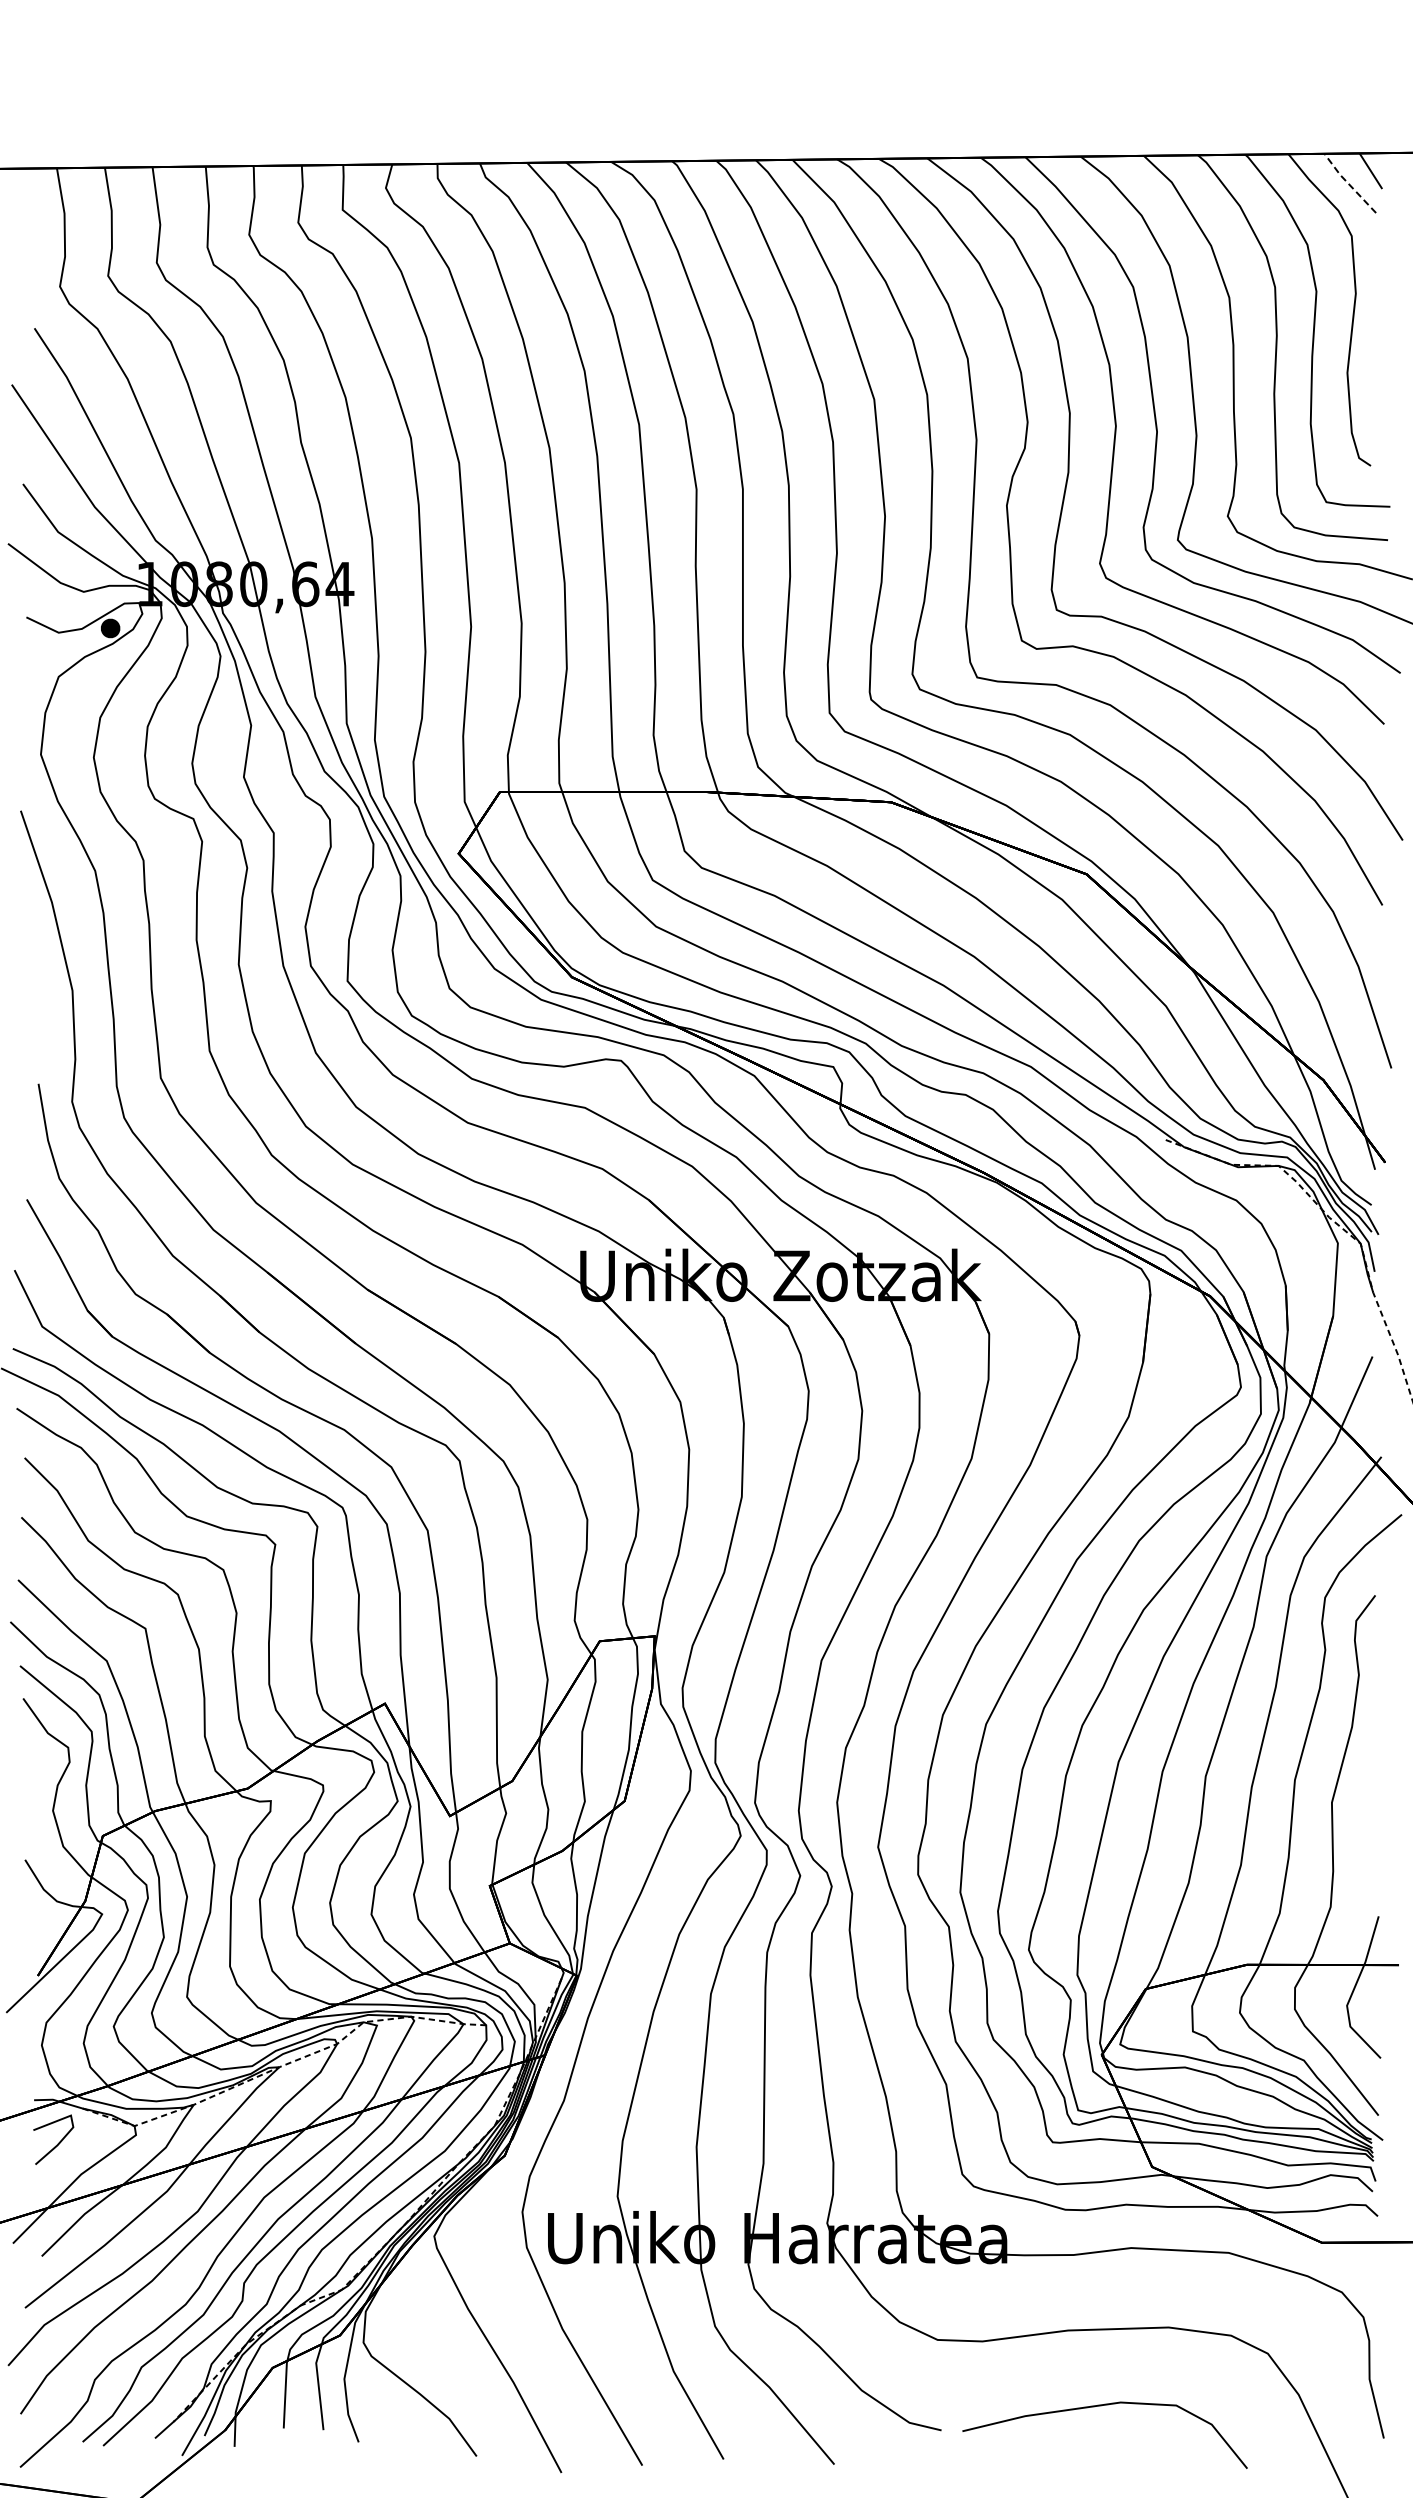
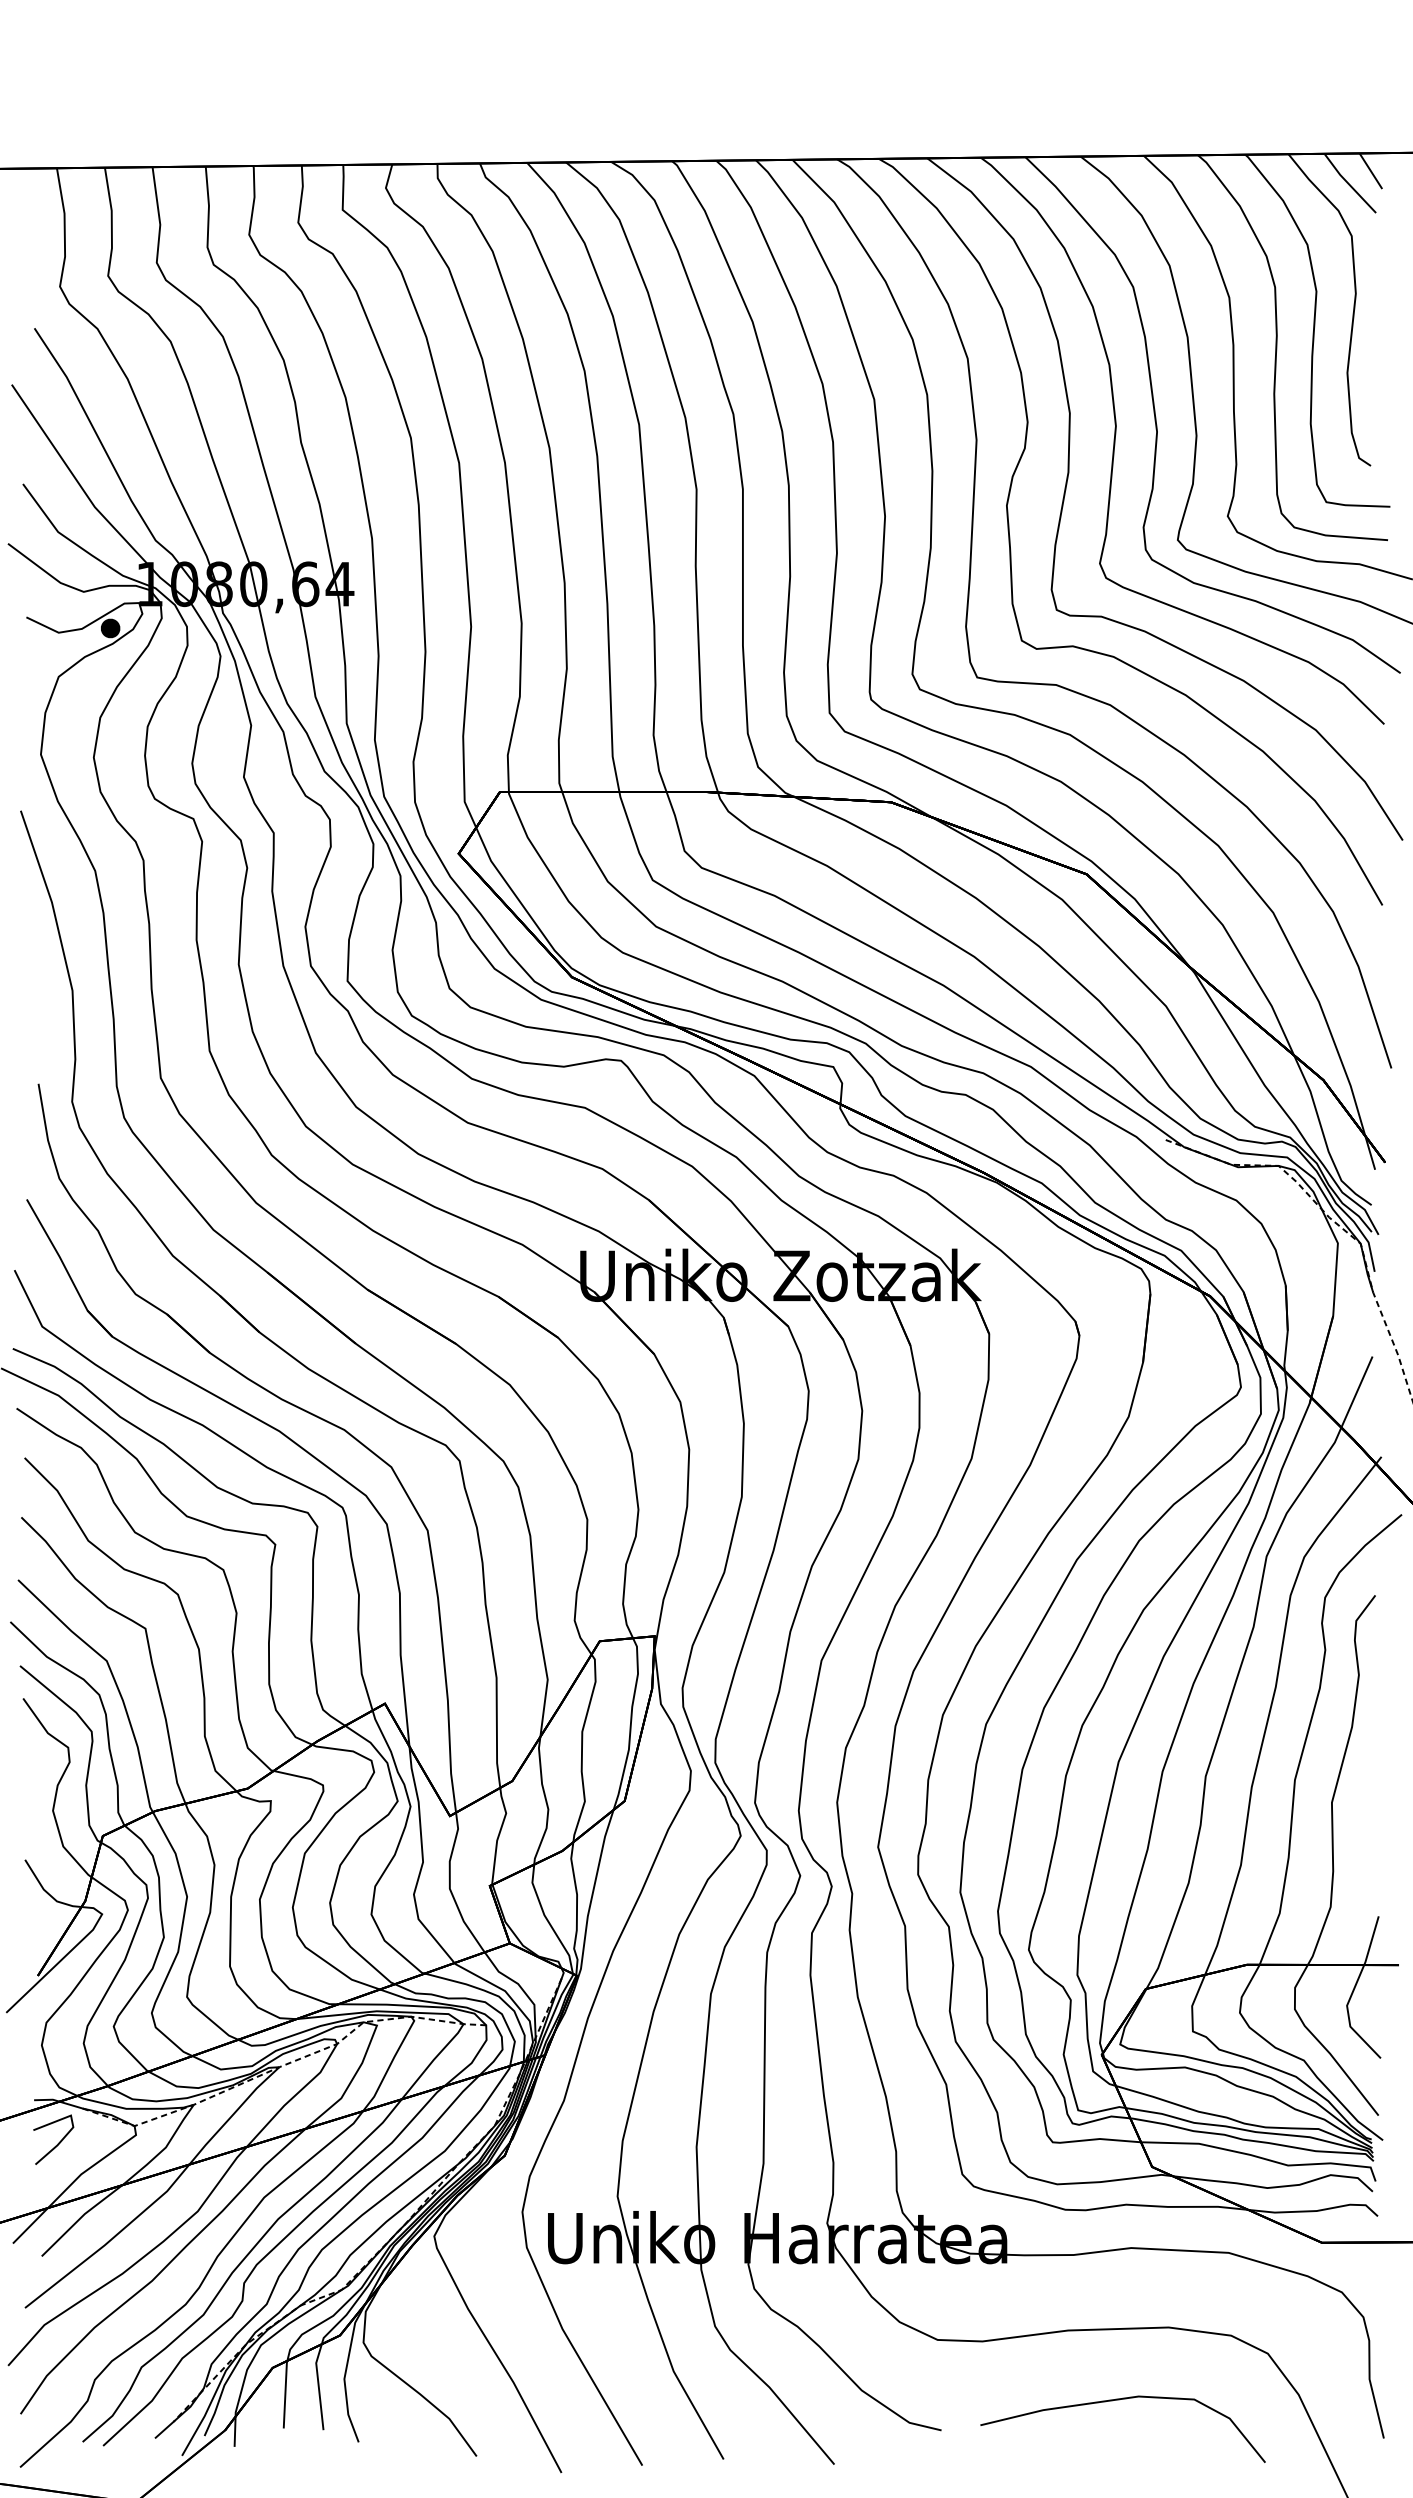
line: dashed -> solid (1348, 183)
curve position: (1101, 2406) -> (1119, 2400) (1119, 2400)
